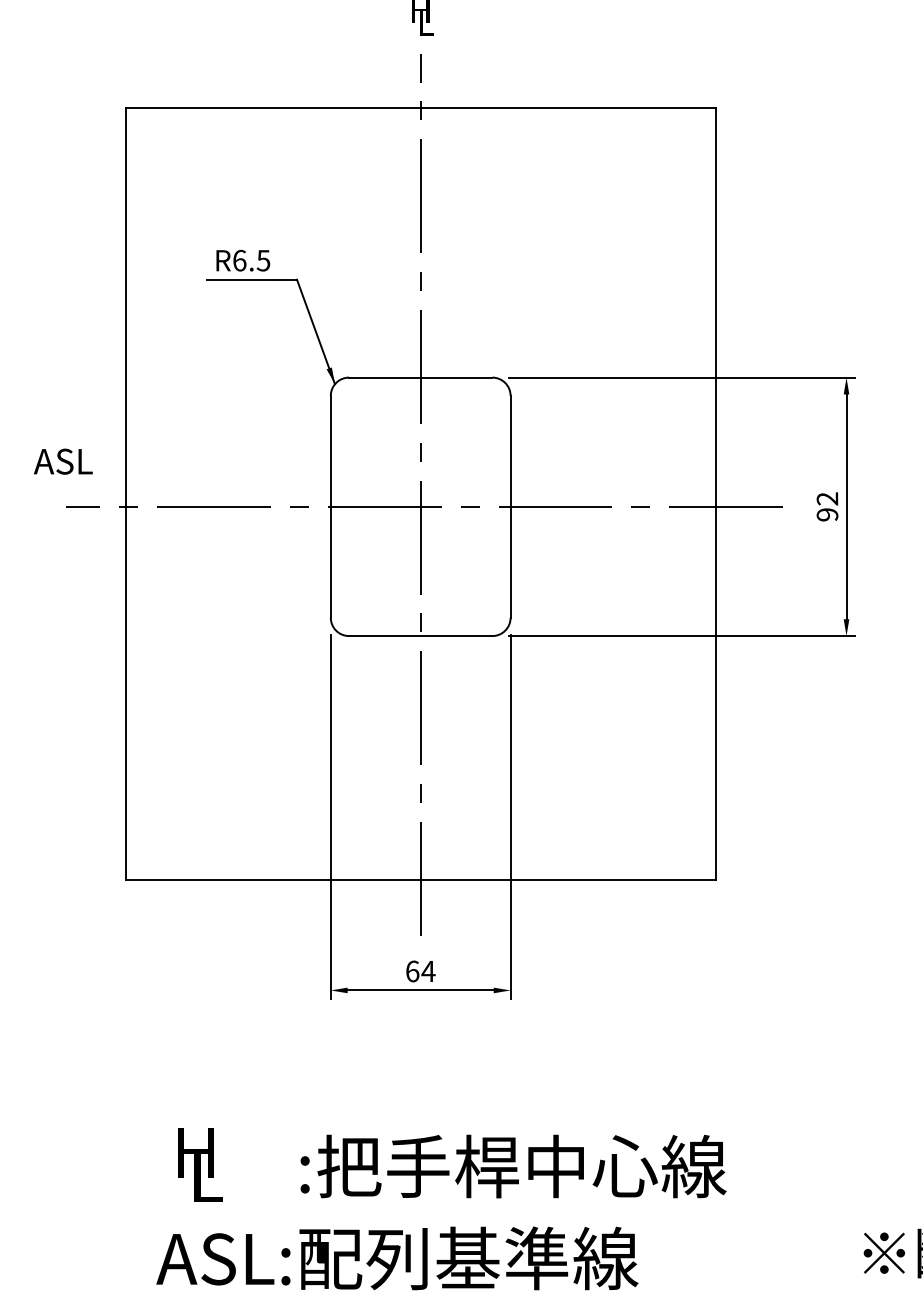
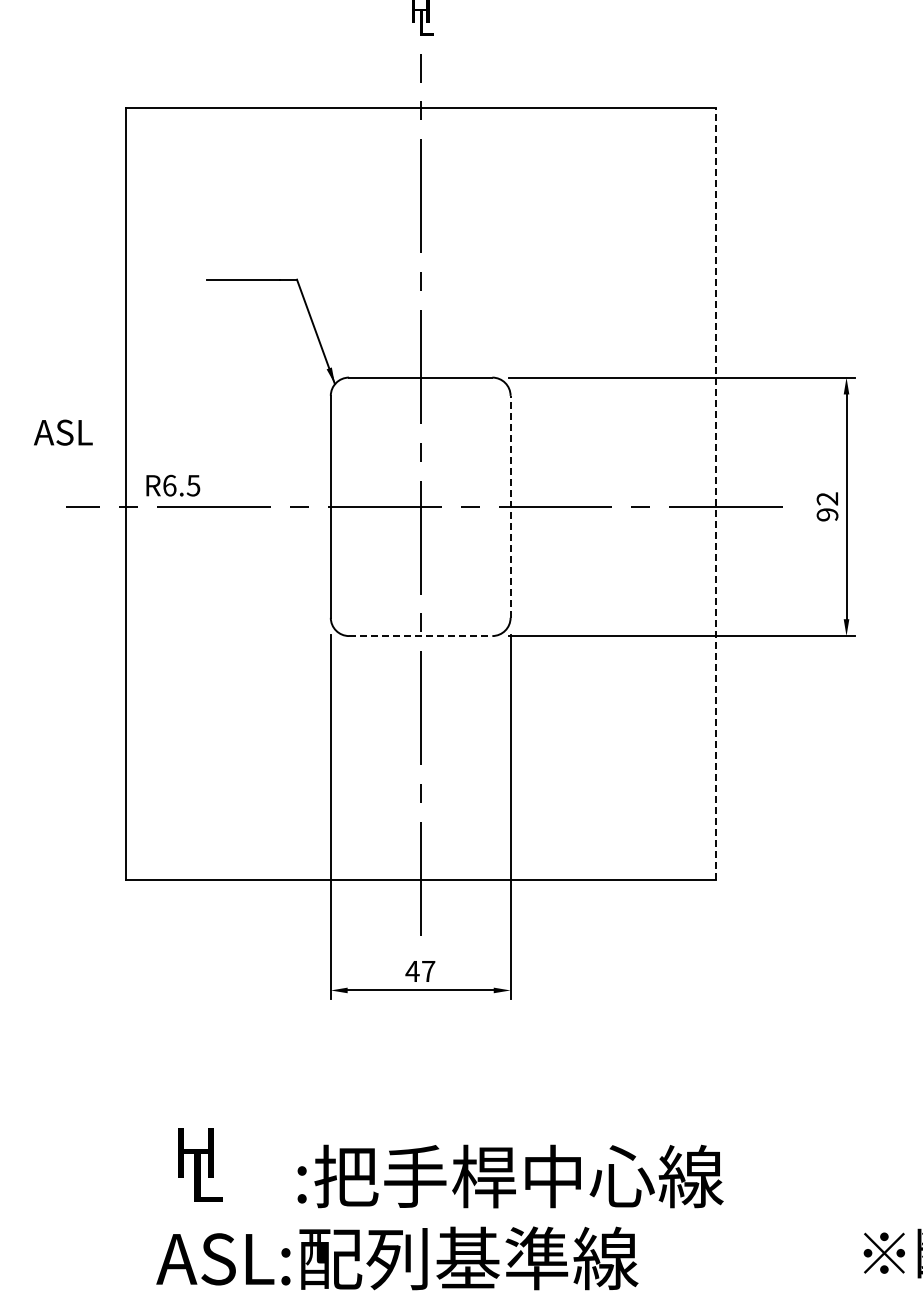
text position: (243, 260) -> (173, 485) (173, 485)
text position: (63, 461) -> (63, 432) (63, 432)
line: solid -> dashed (715, 493)
line: solid -> dashed (510, 506)
line: solid -> dashed (420, 636)
text: 64 -> 47 (420, 971)
text position: (513, 1166) -> (510, 1176) (510, 1176)
